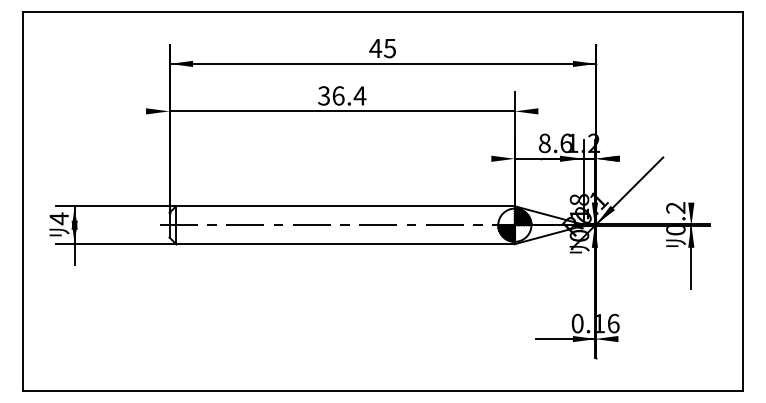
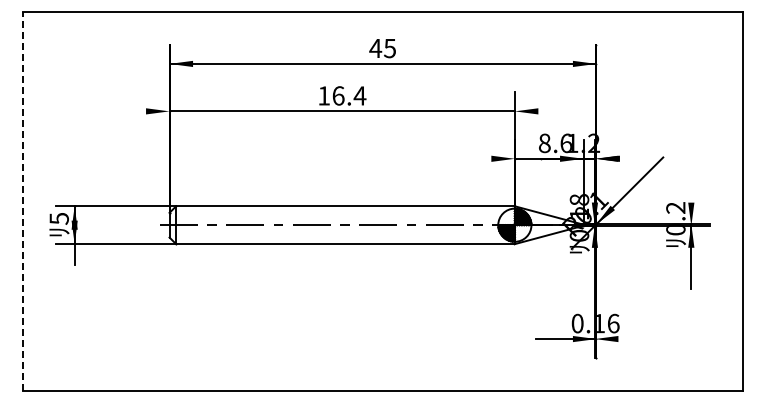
text: 36.4 -> 16.4 (323, 95)
line: solid -> dashed (22, 201)
text: 4 -> 5 (58, 218)
